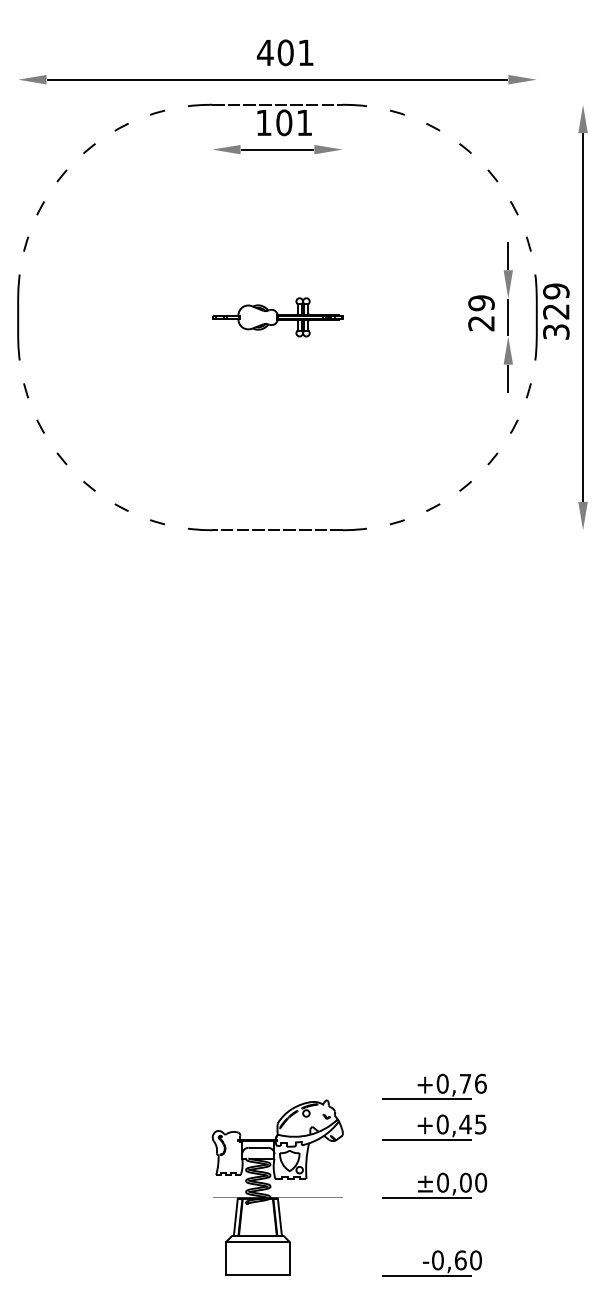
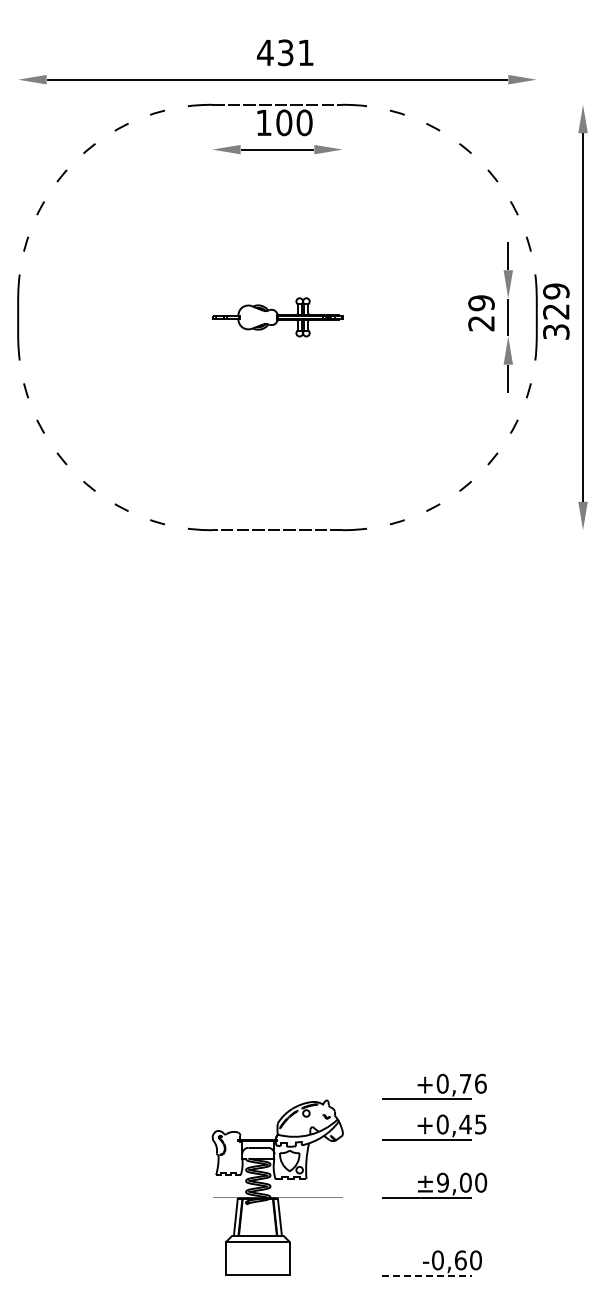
text: 401 -> 431 (285, 52)
text: 101 -> 100 (304, 122)
text: ±0,00 -> ±9,00 (442, 1182)
line: solid -> dashed (427, 1275)
